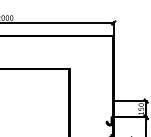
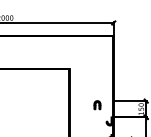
part: none -> present (97, 105)
